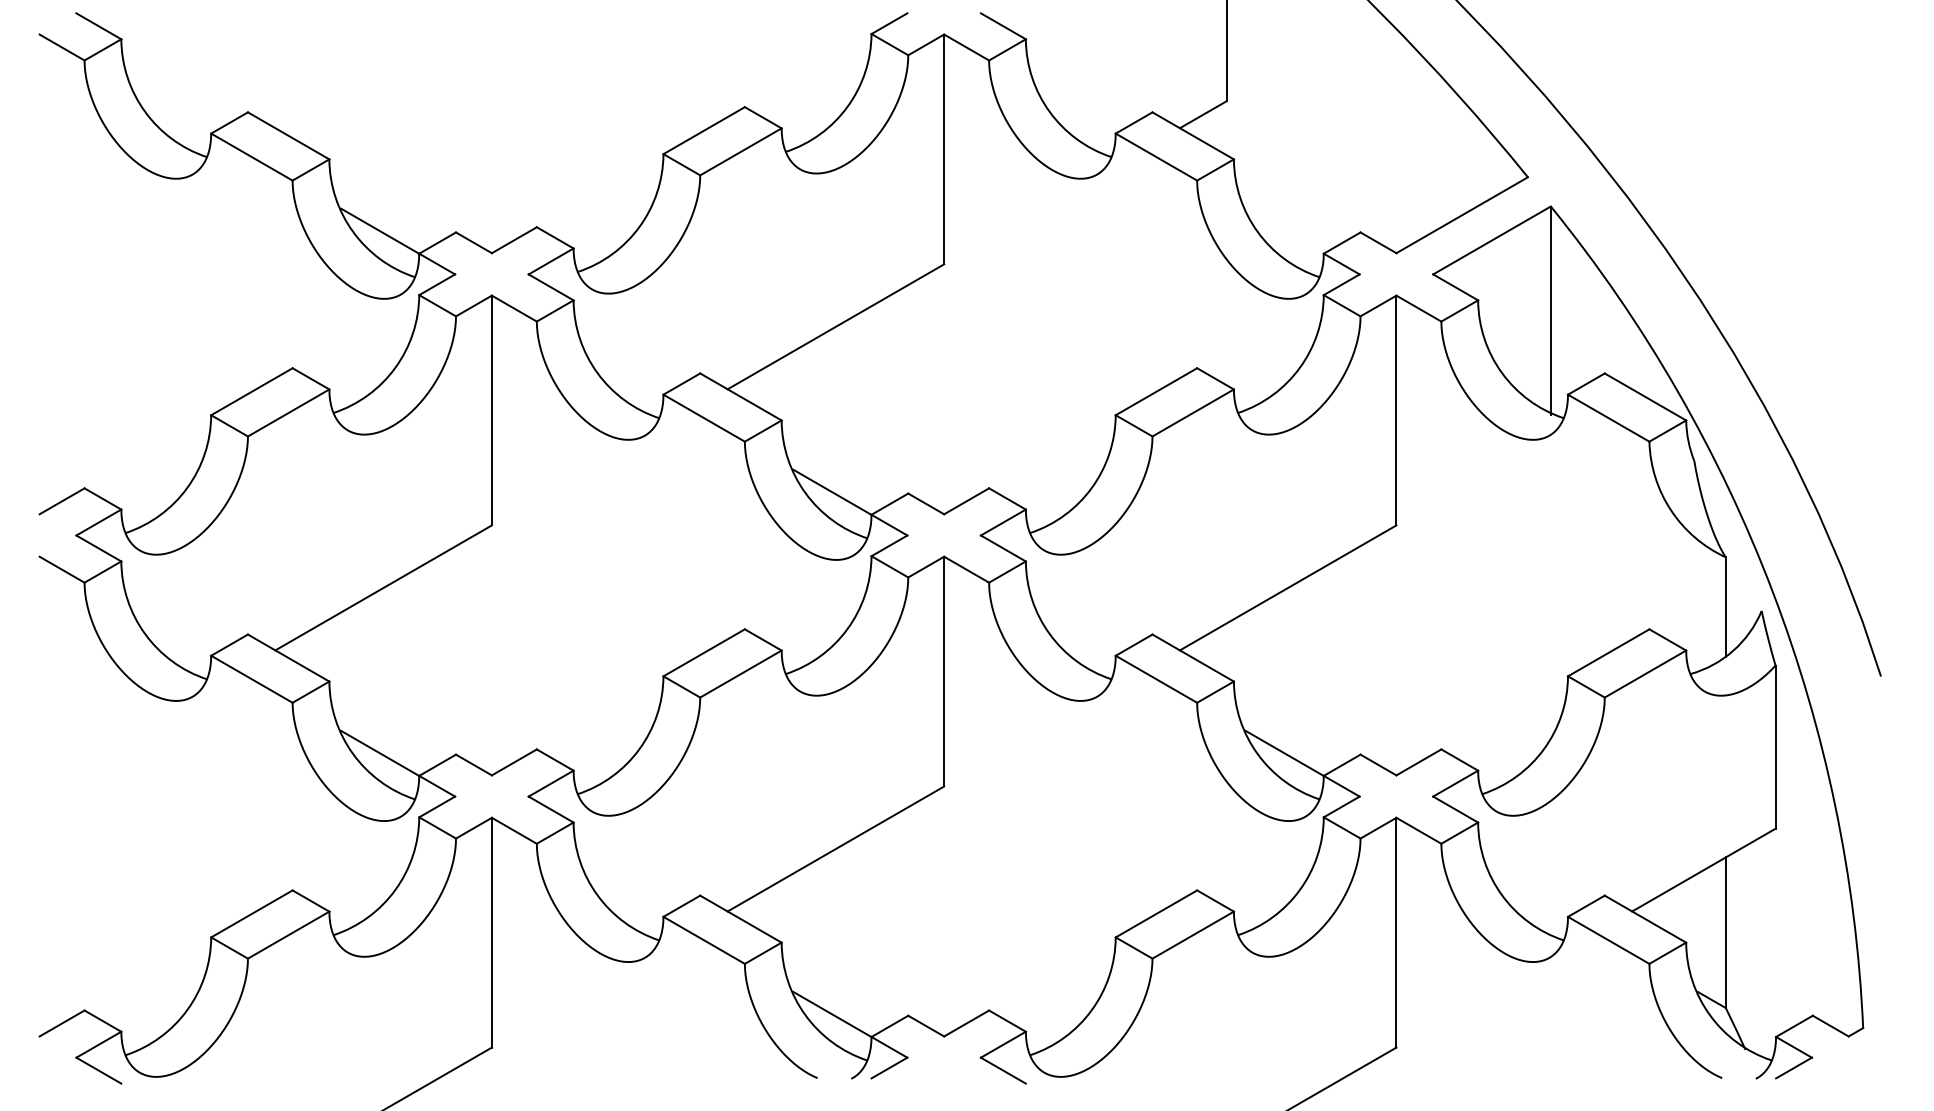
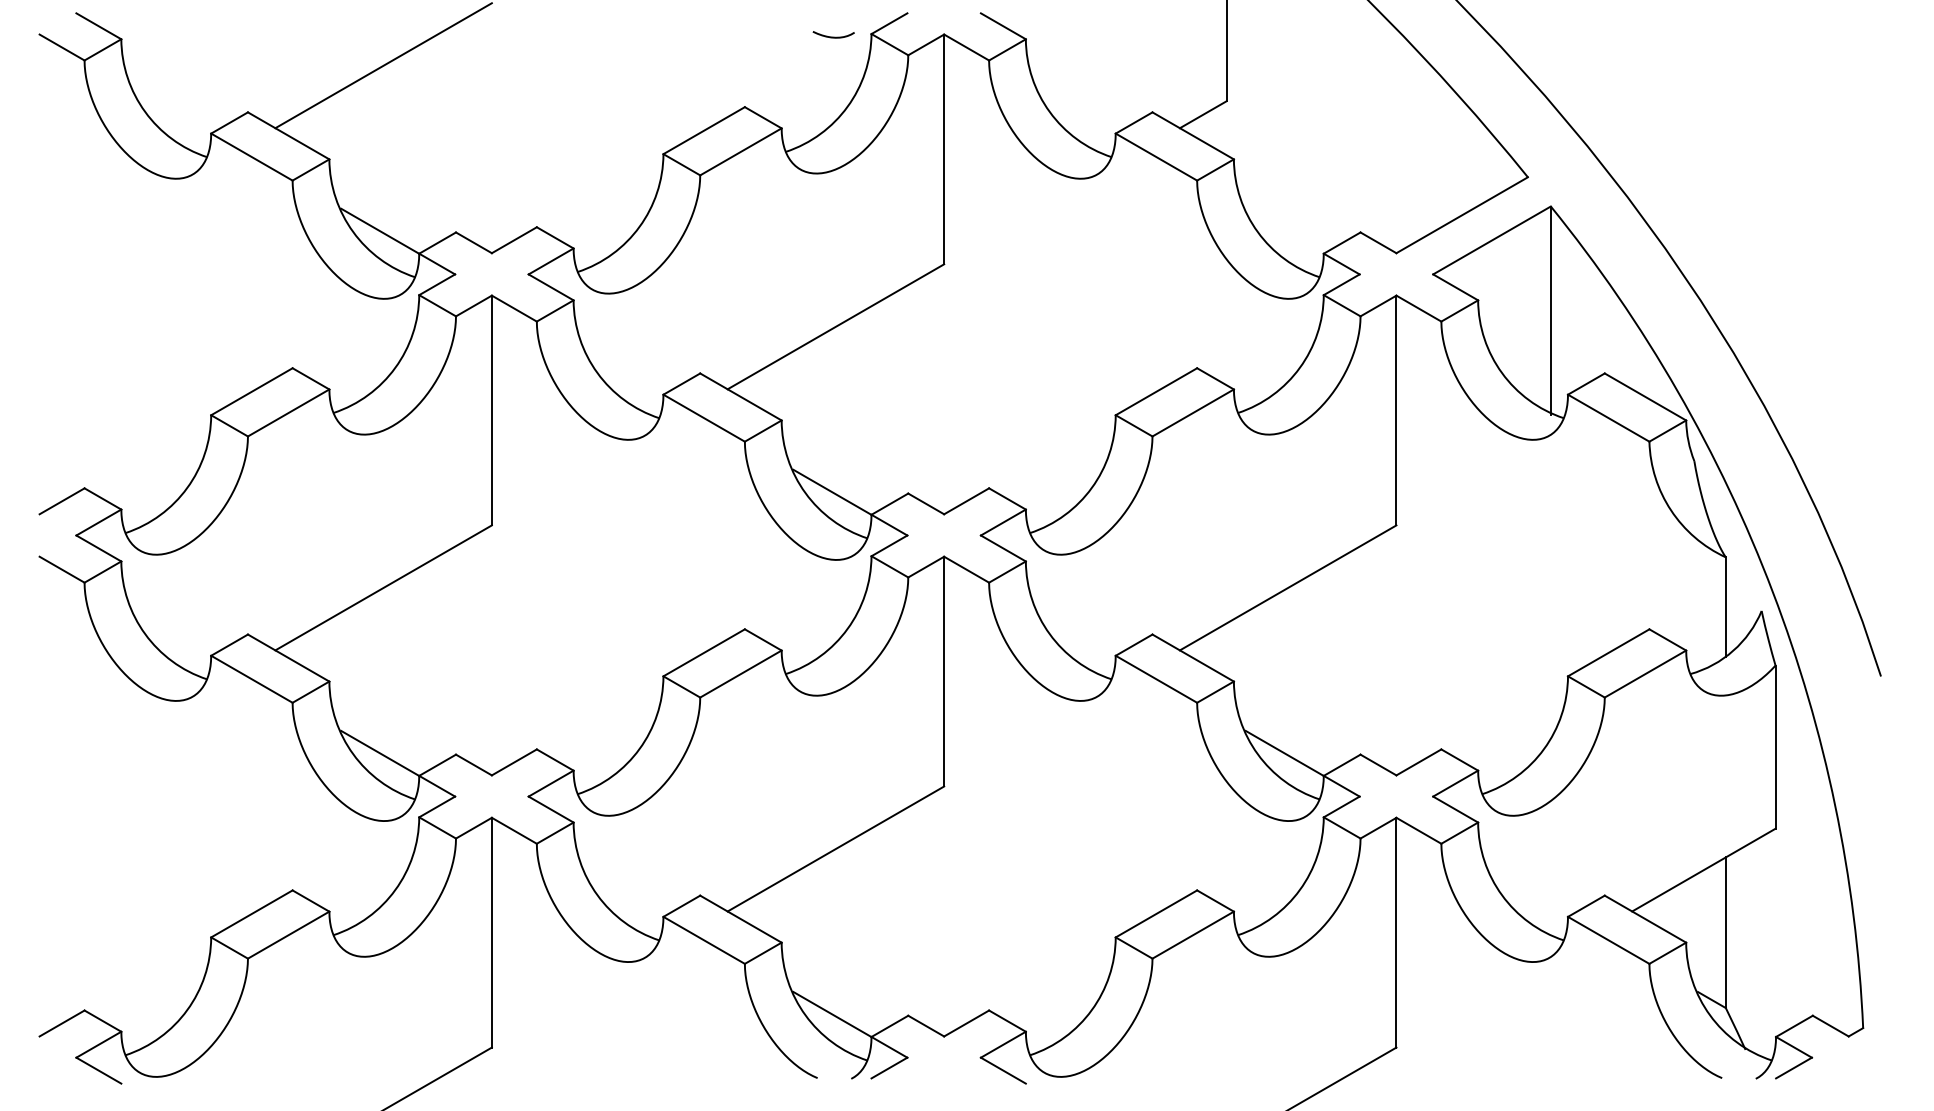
curve: none -> present (833, 36)
line: none -> present (383, 65)
